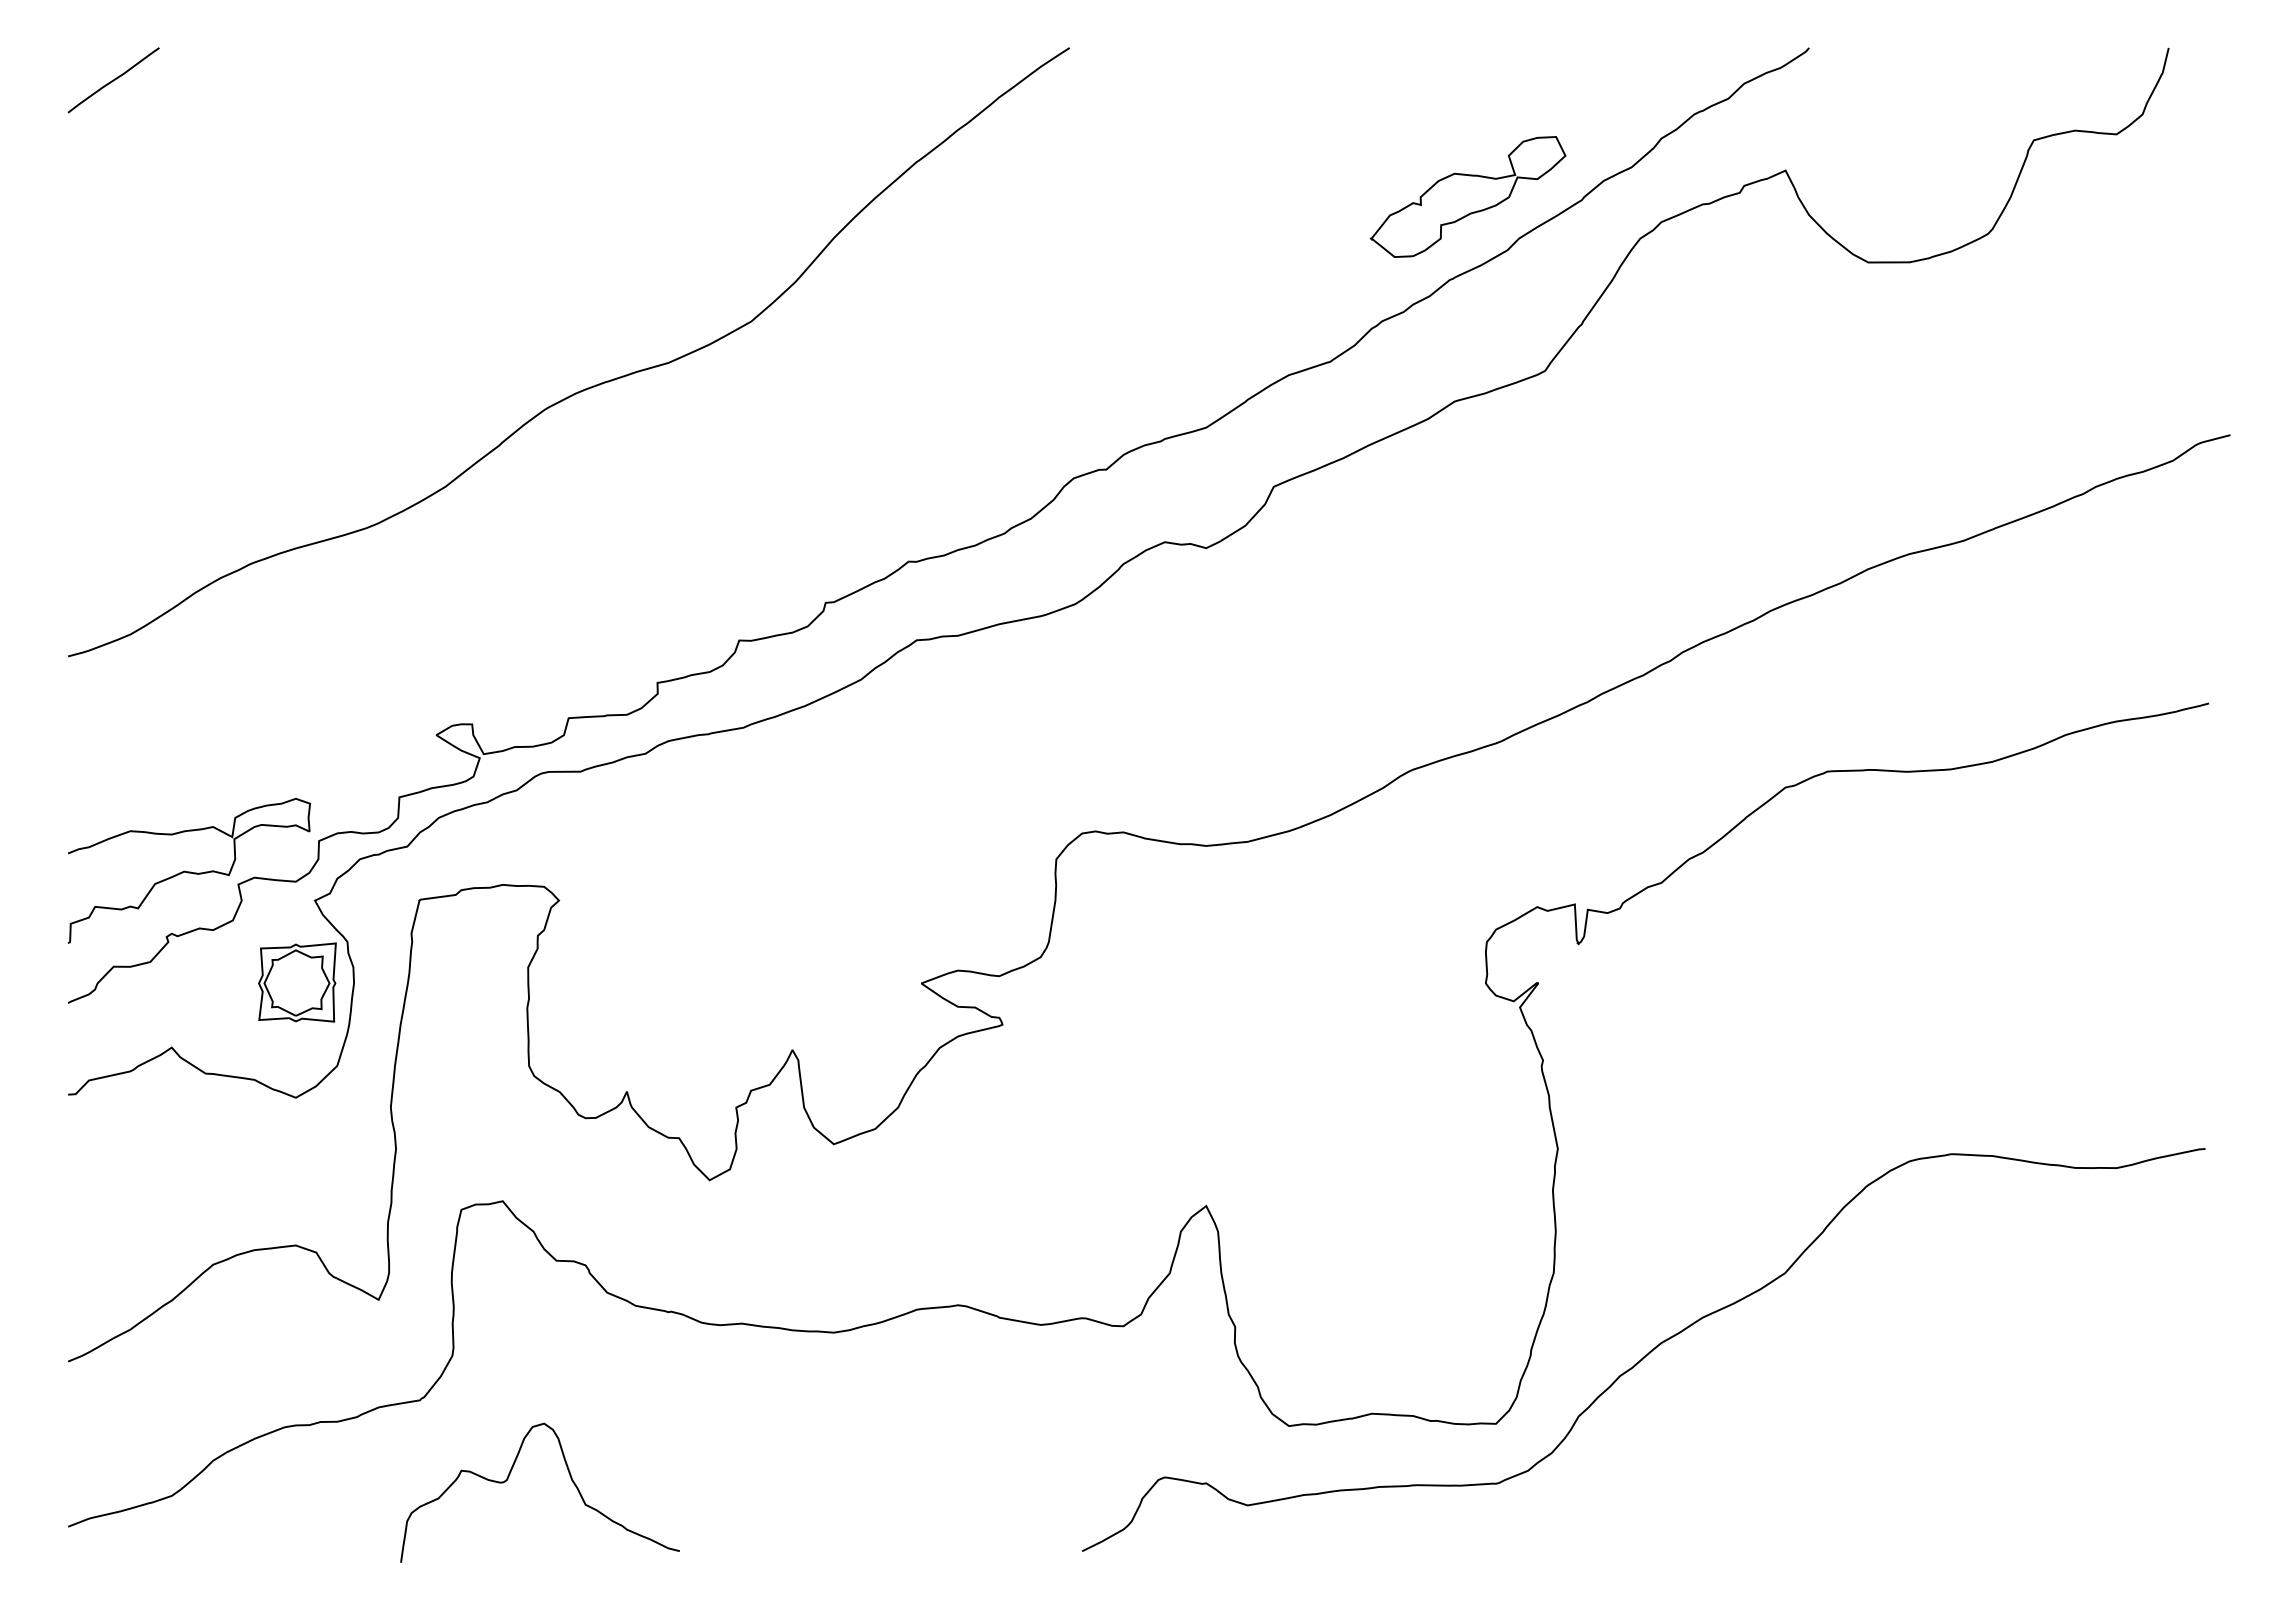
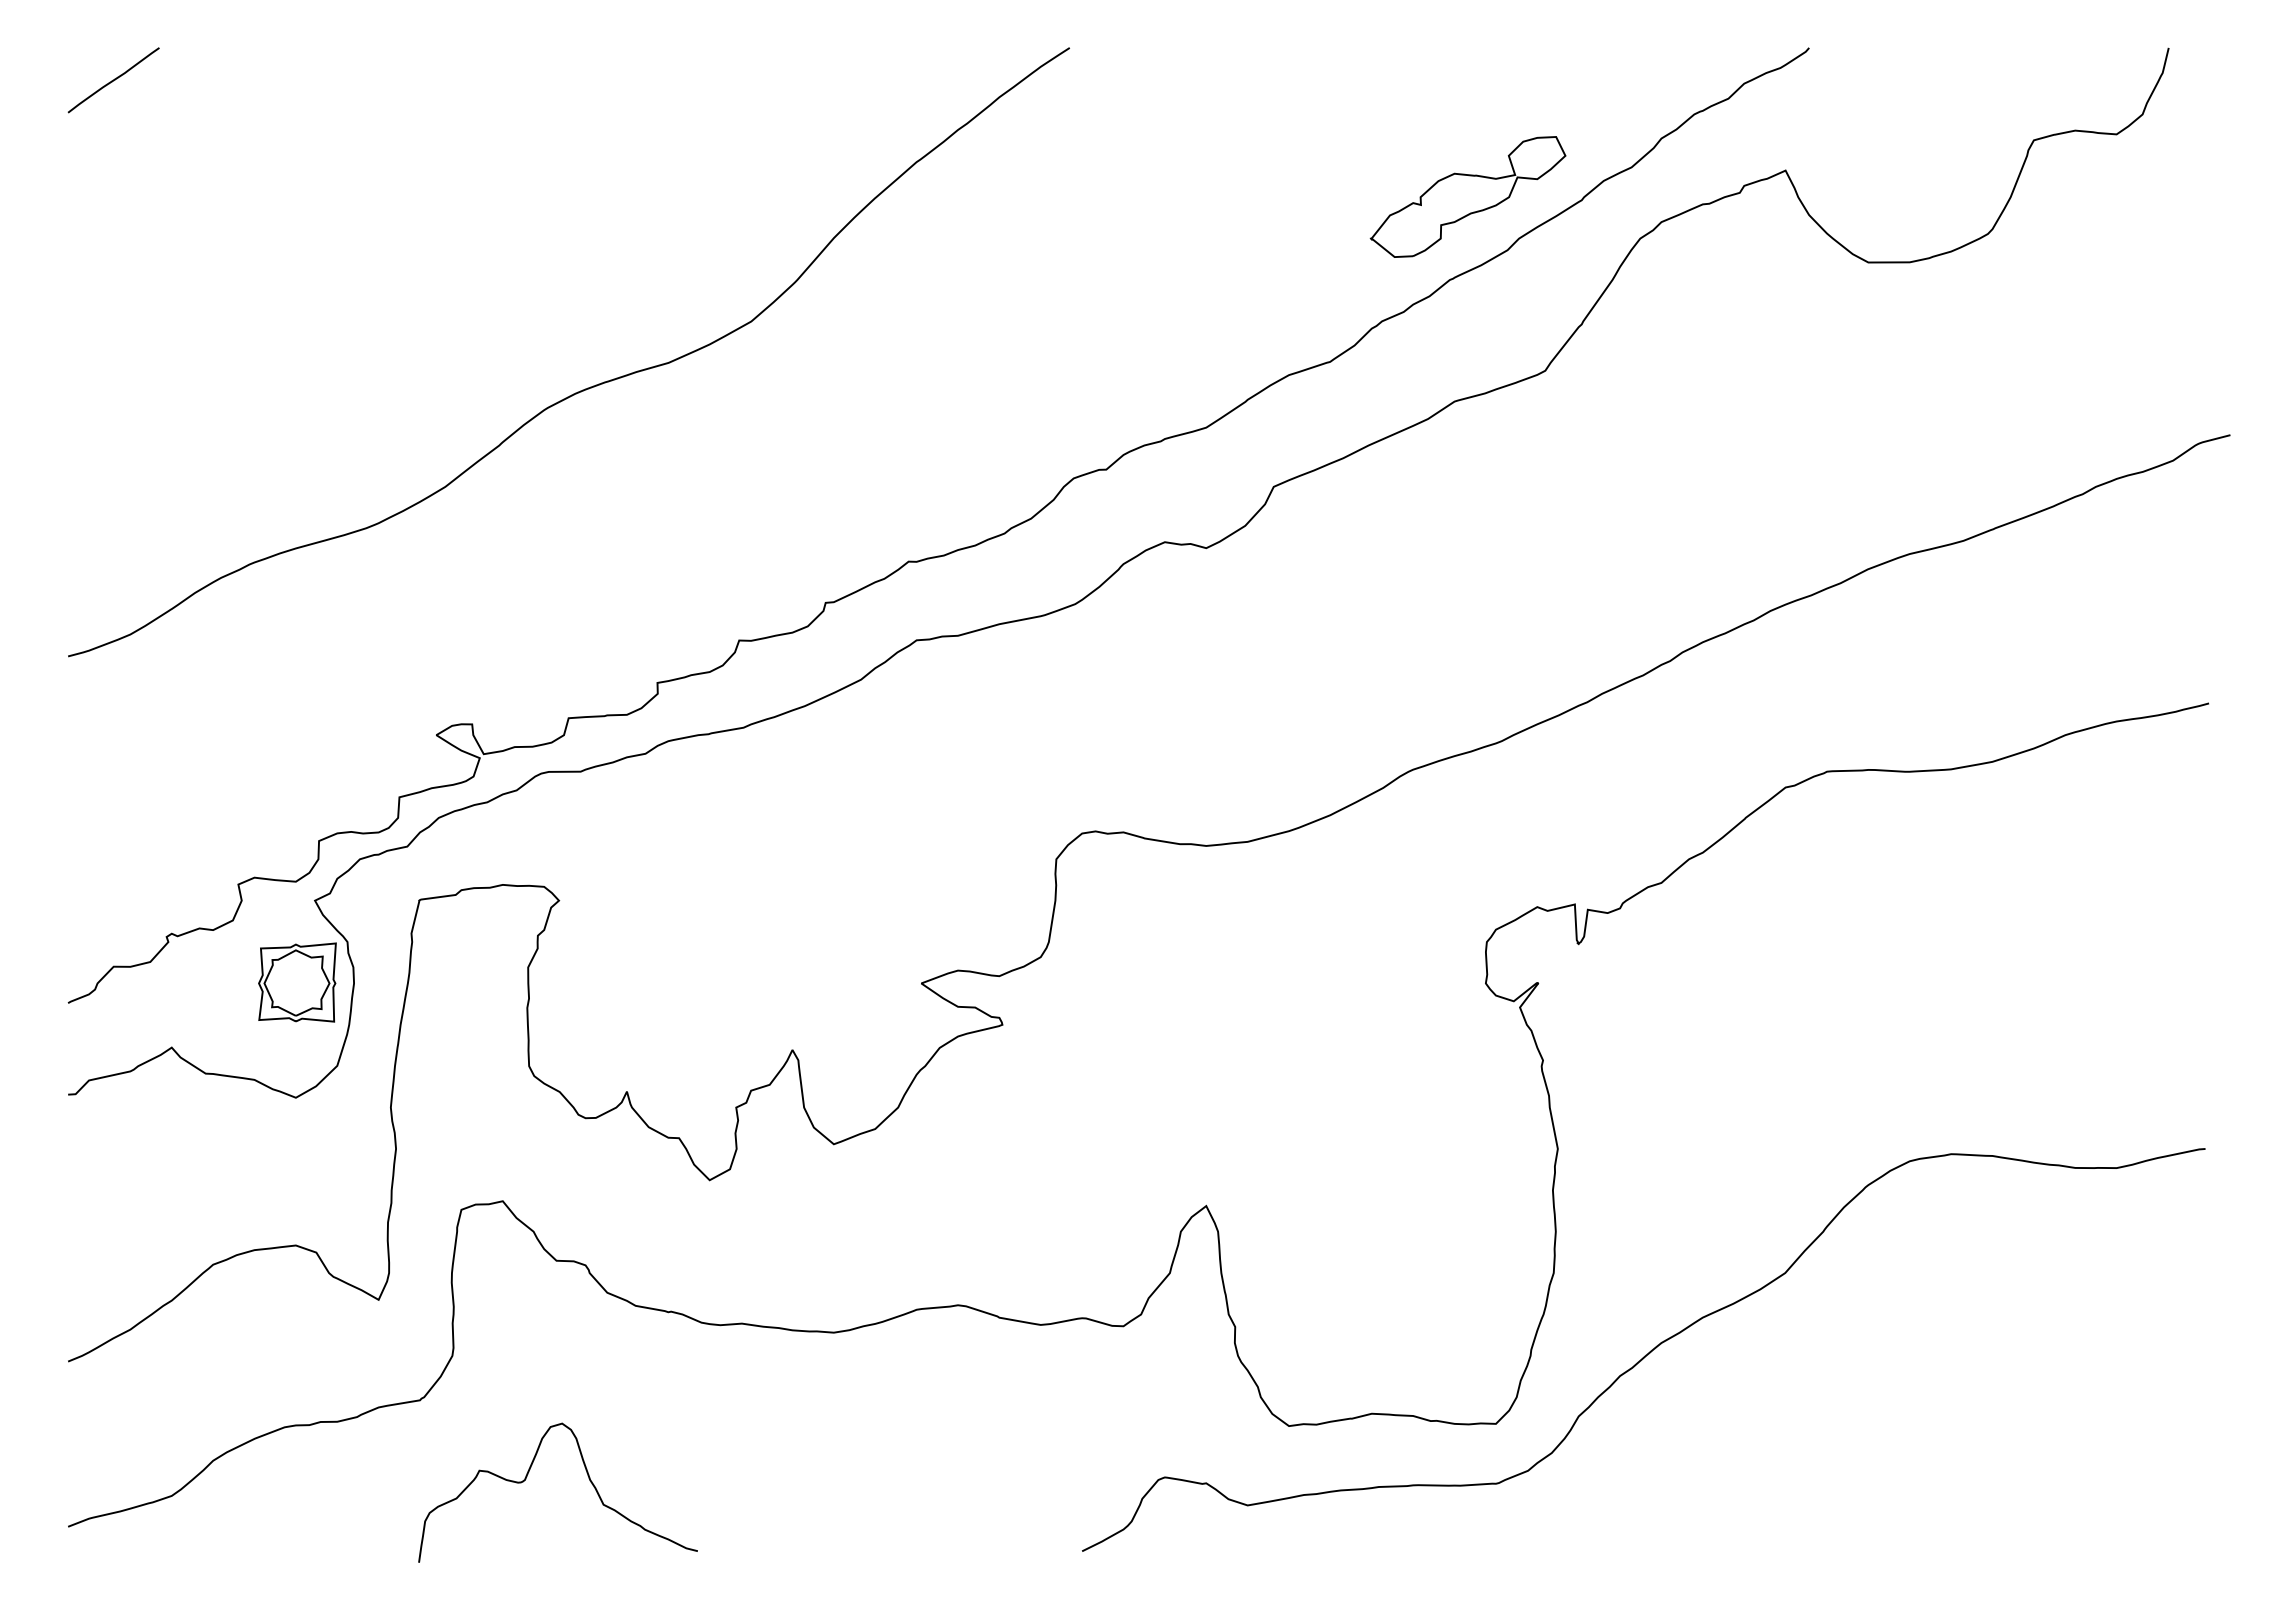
curve: present -> none (188, 871)
curve position: (508, 1479) -> (526, 1479) (526, 1479)
